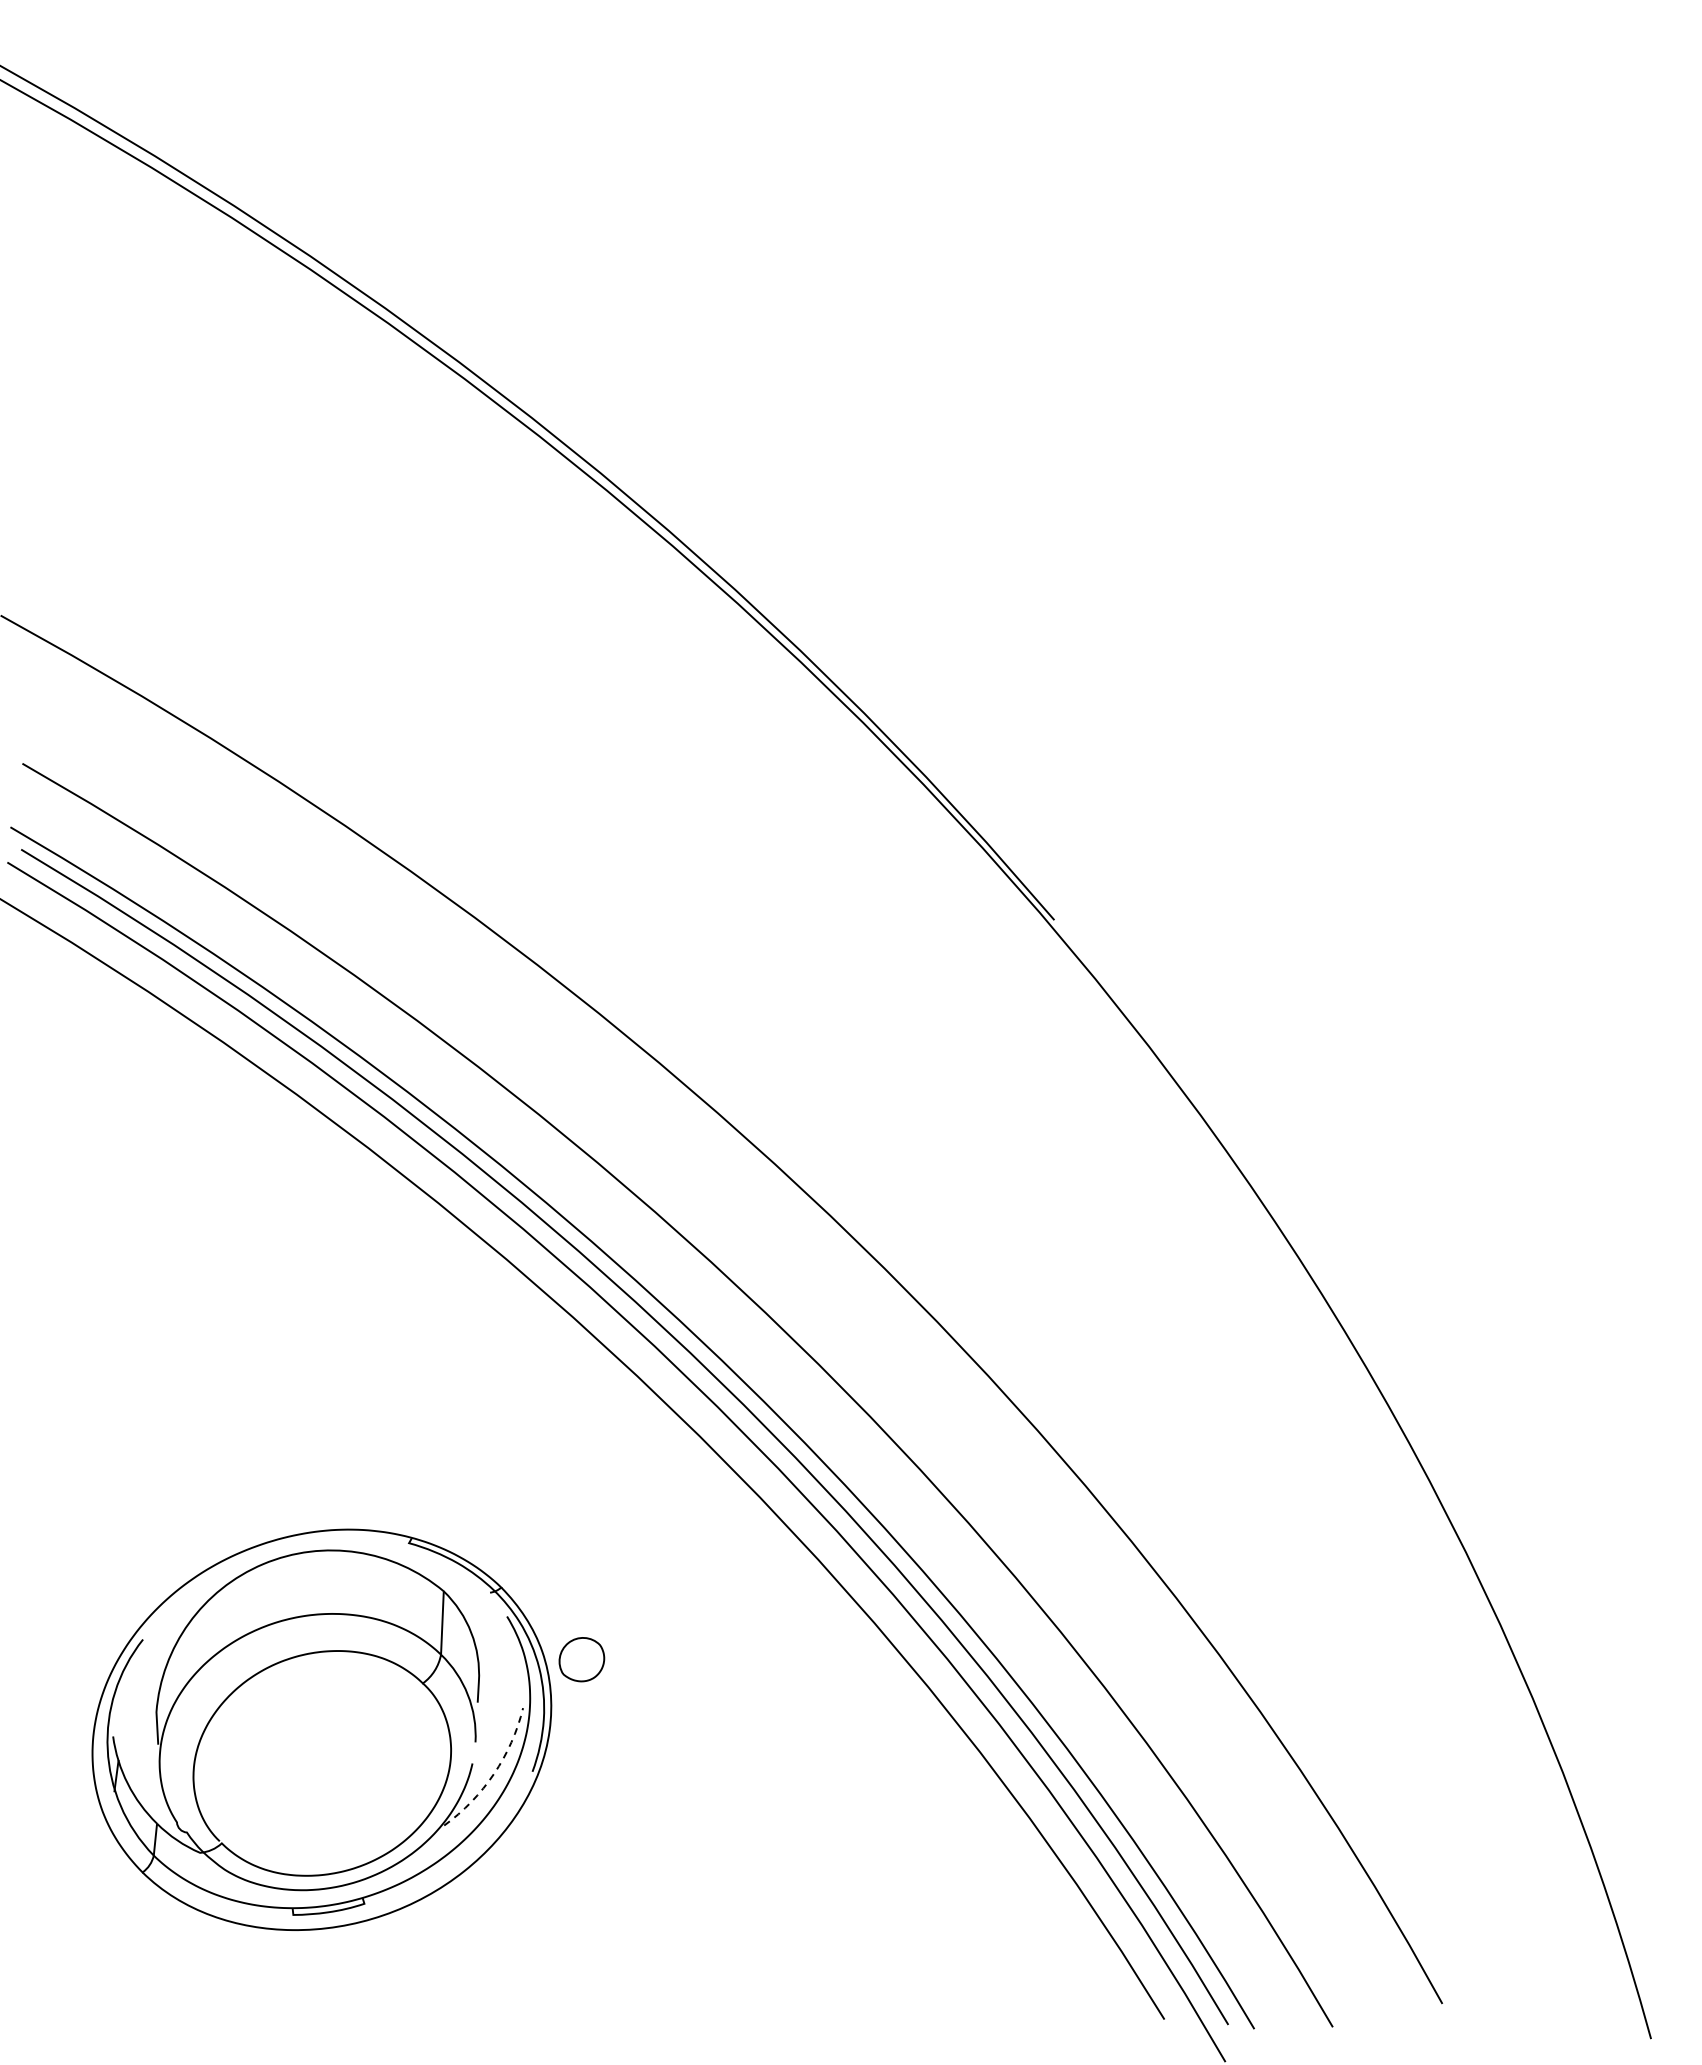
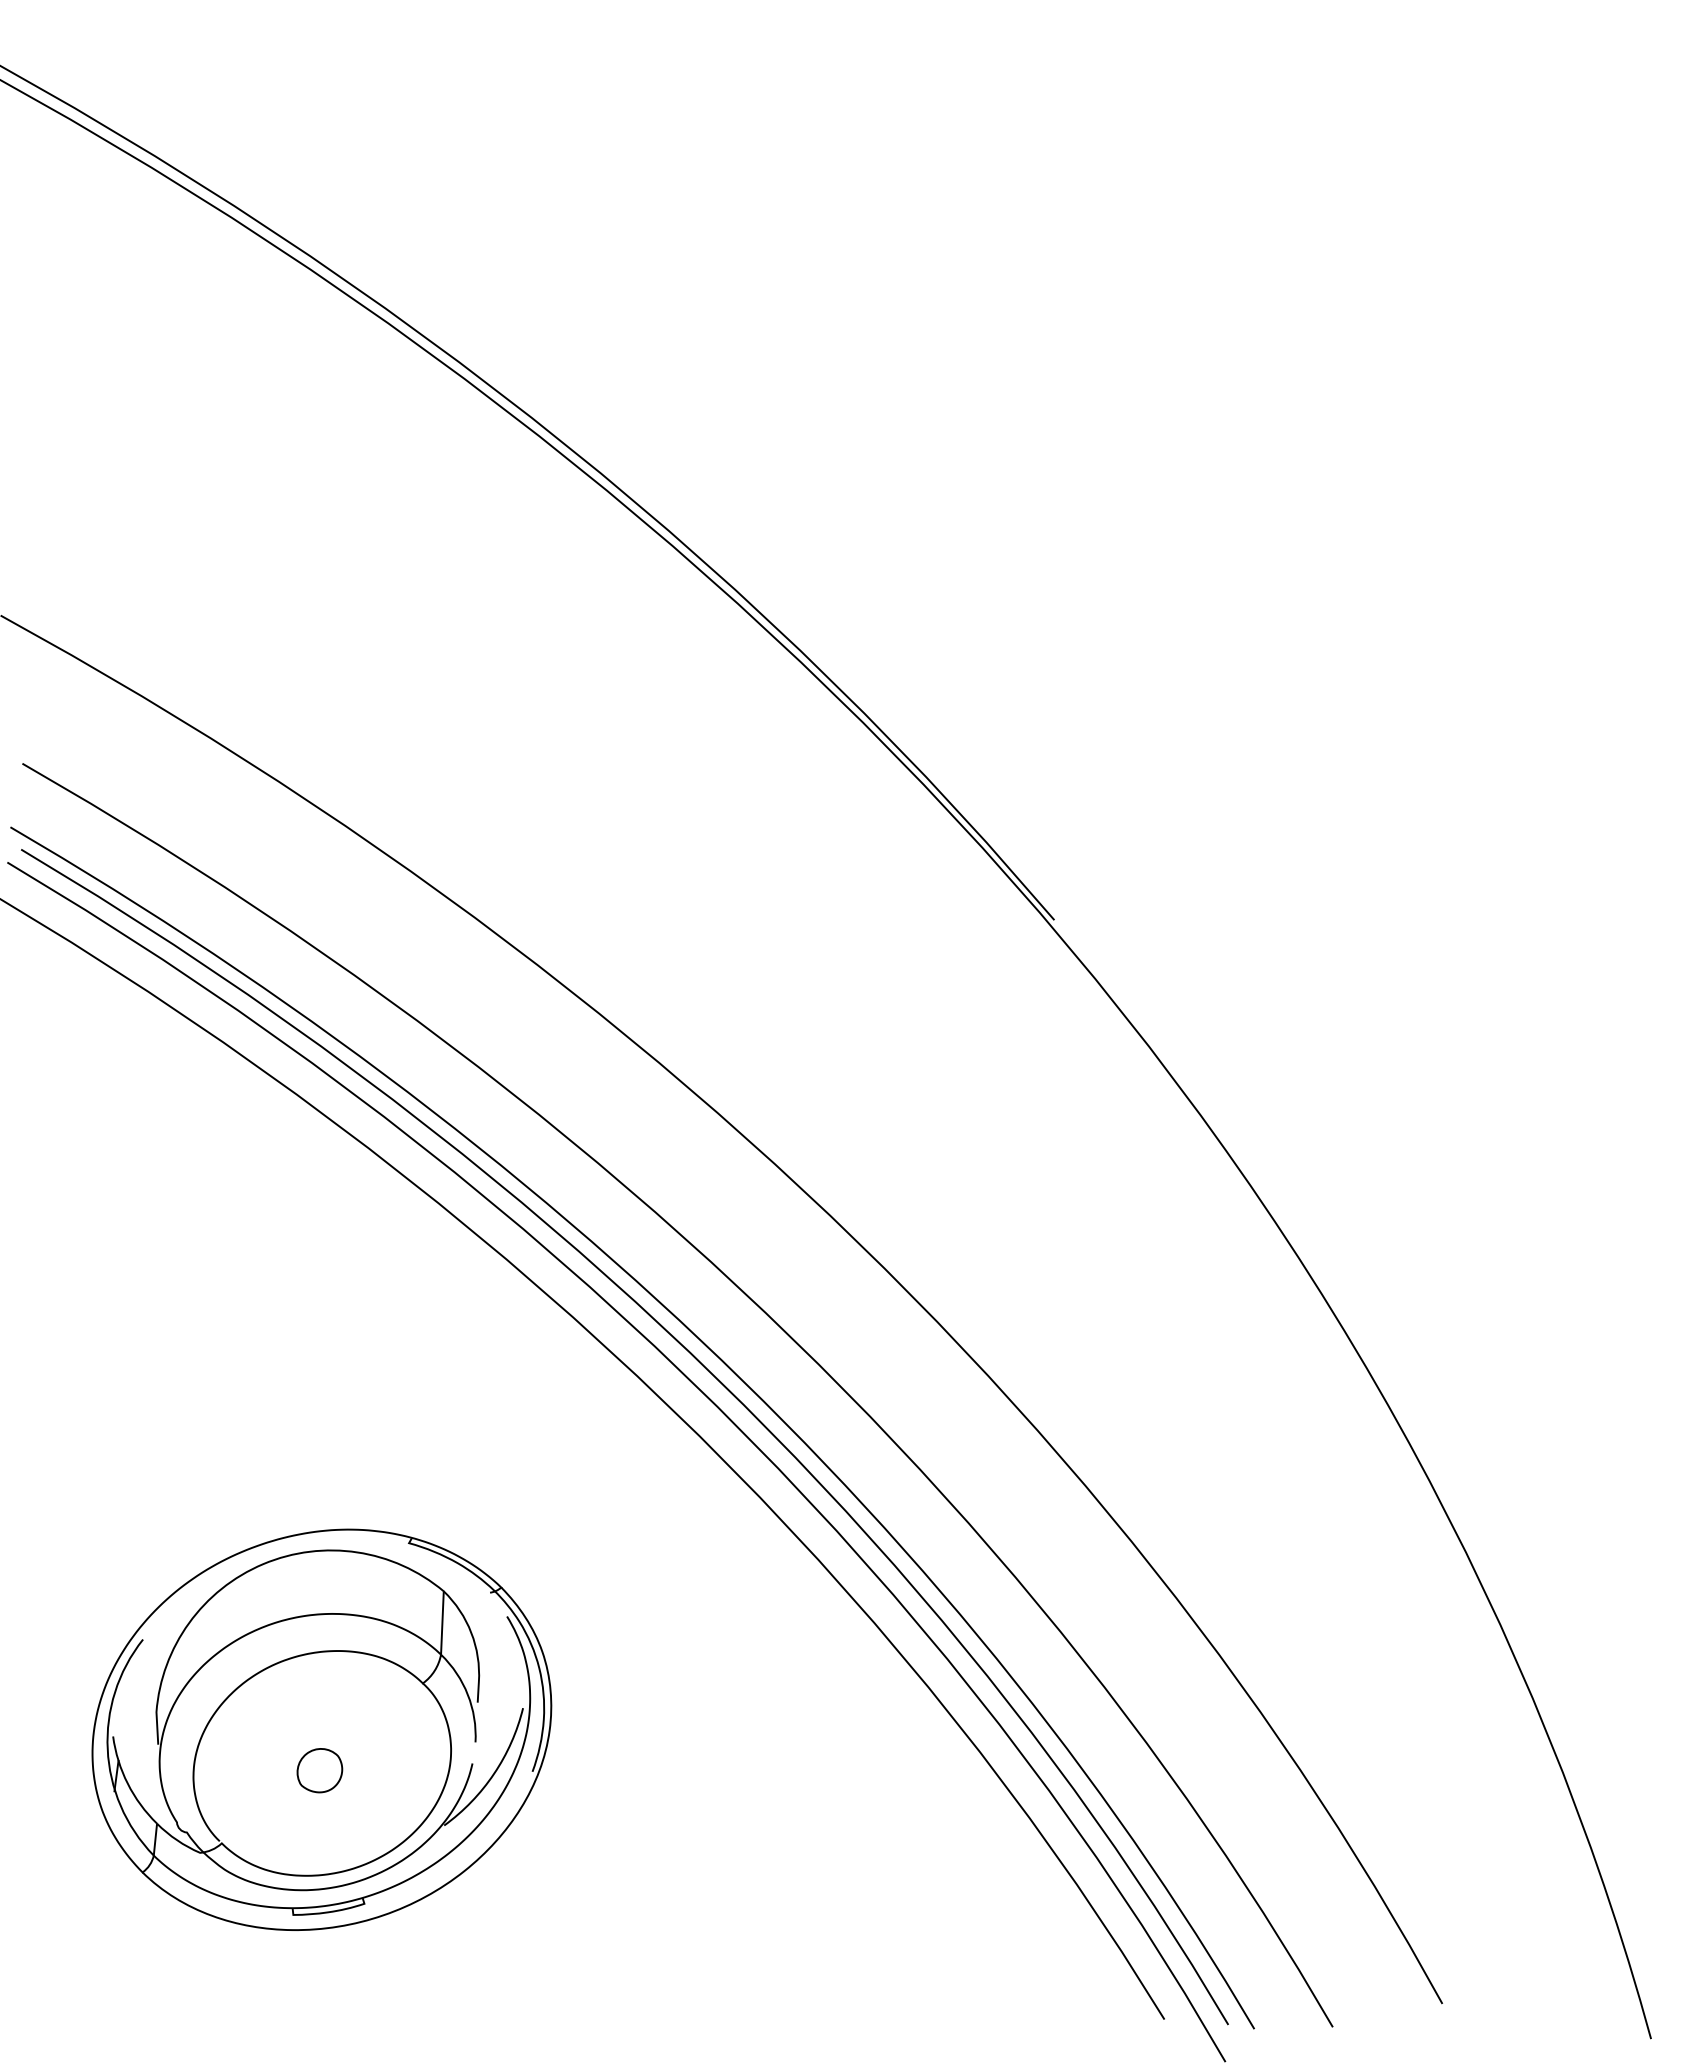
part position: (581, 1659) -> (319, 1770) (319, 1770)
arc: dashed -> solid (494, 1773)
